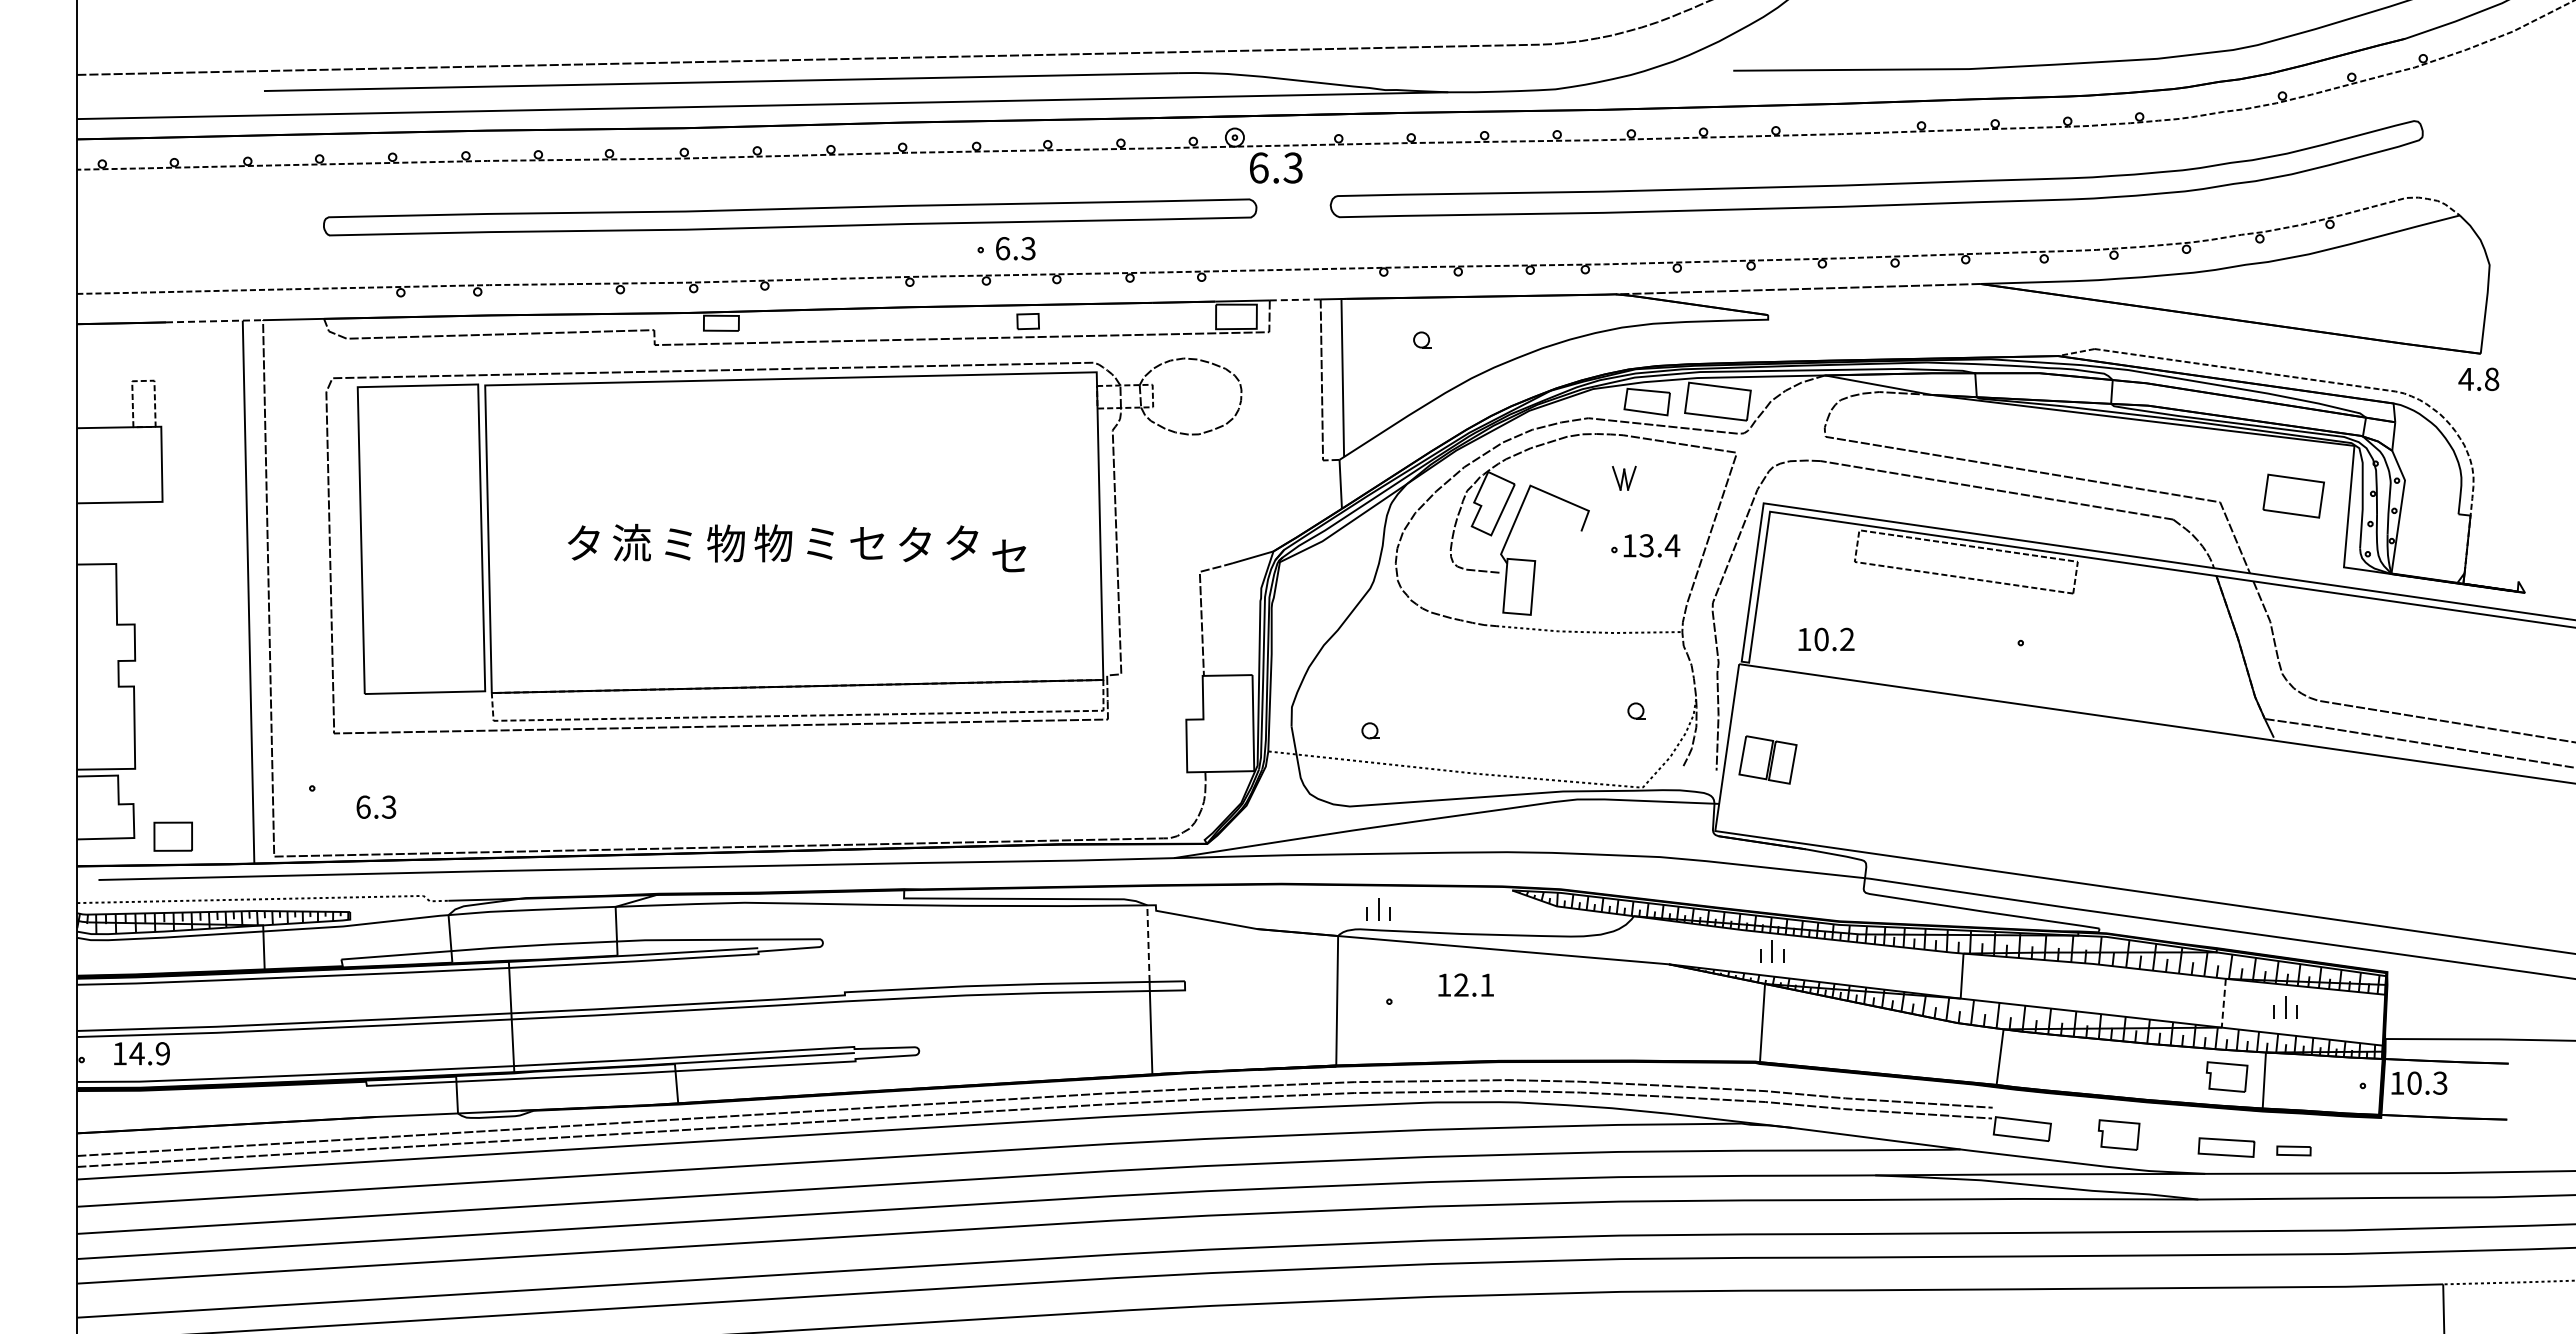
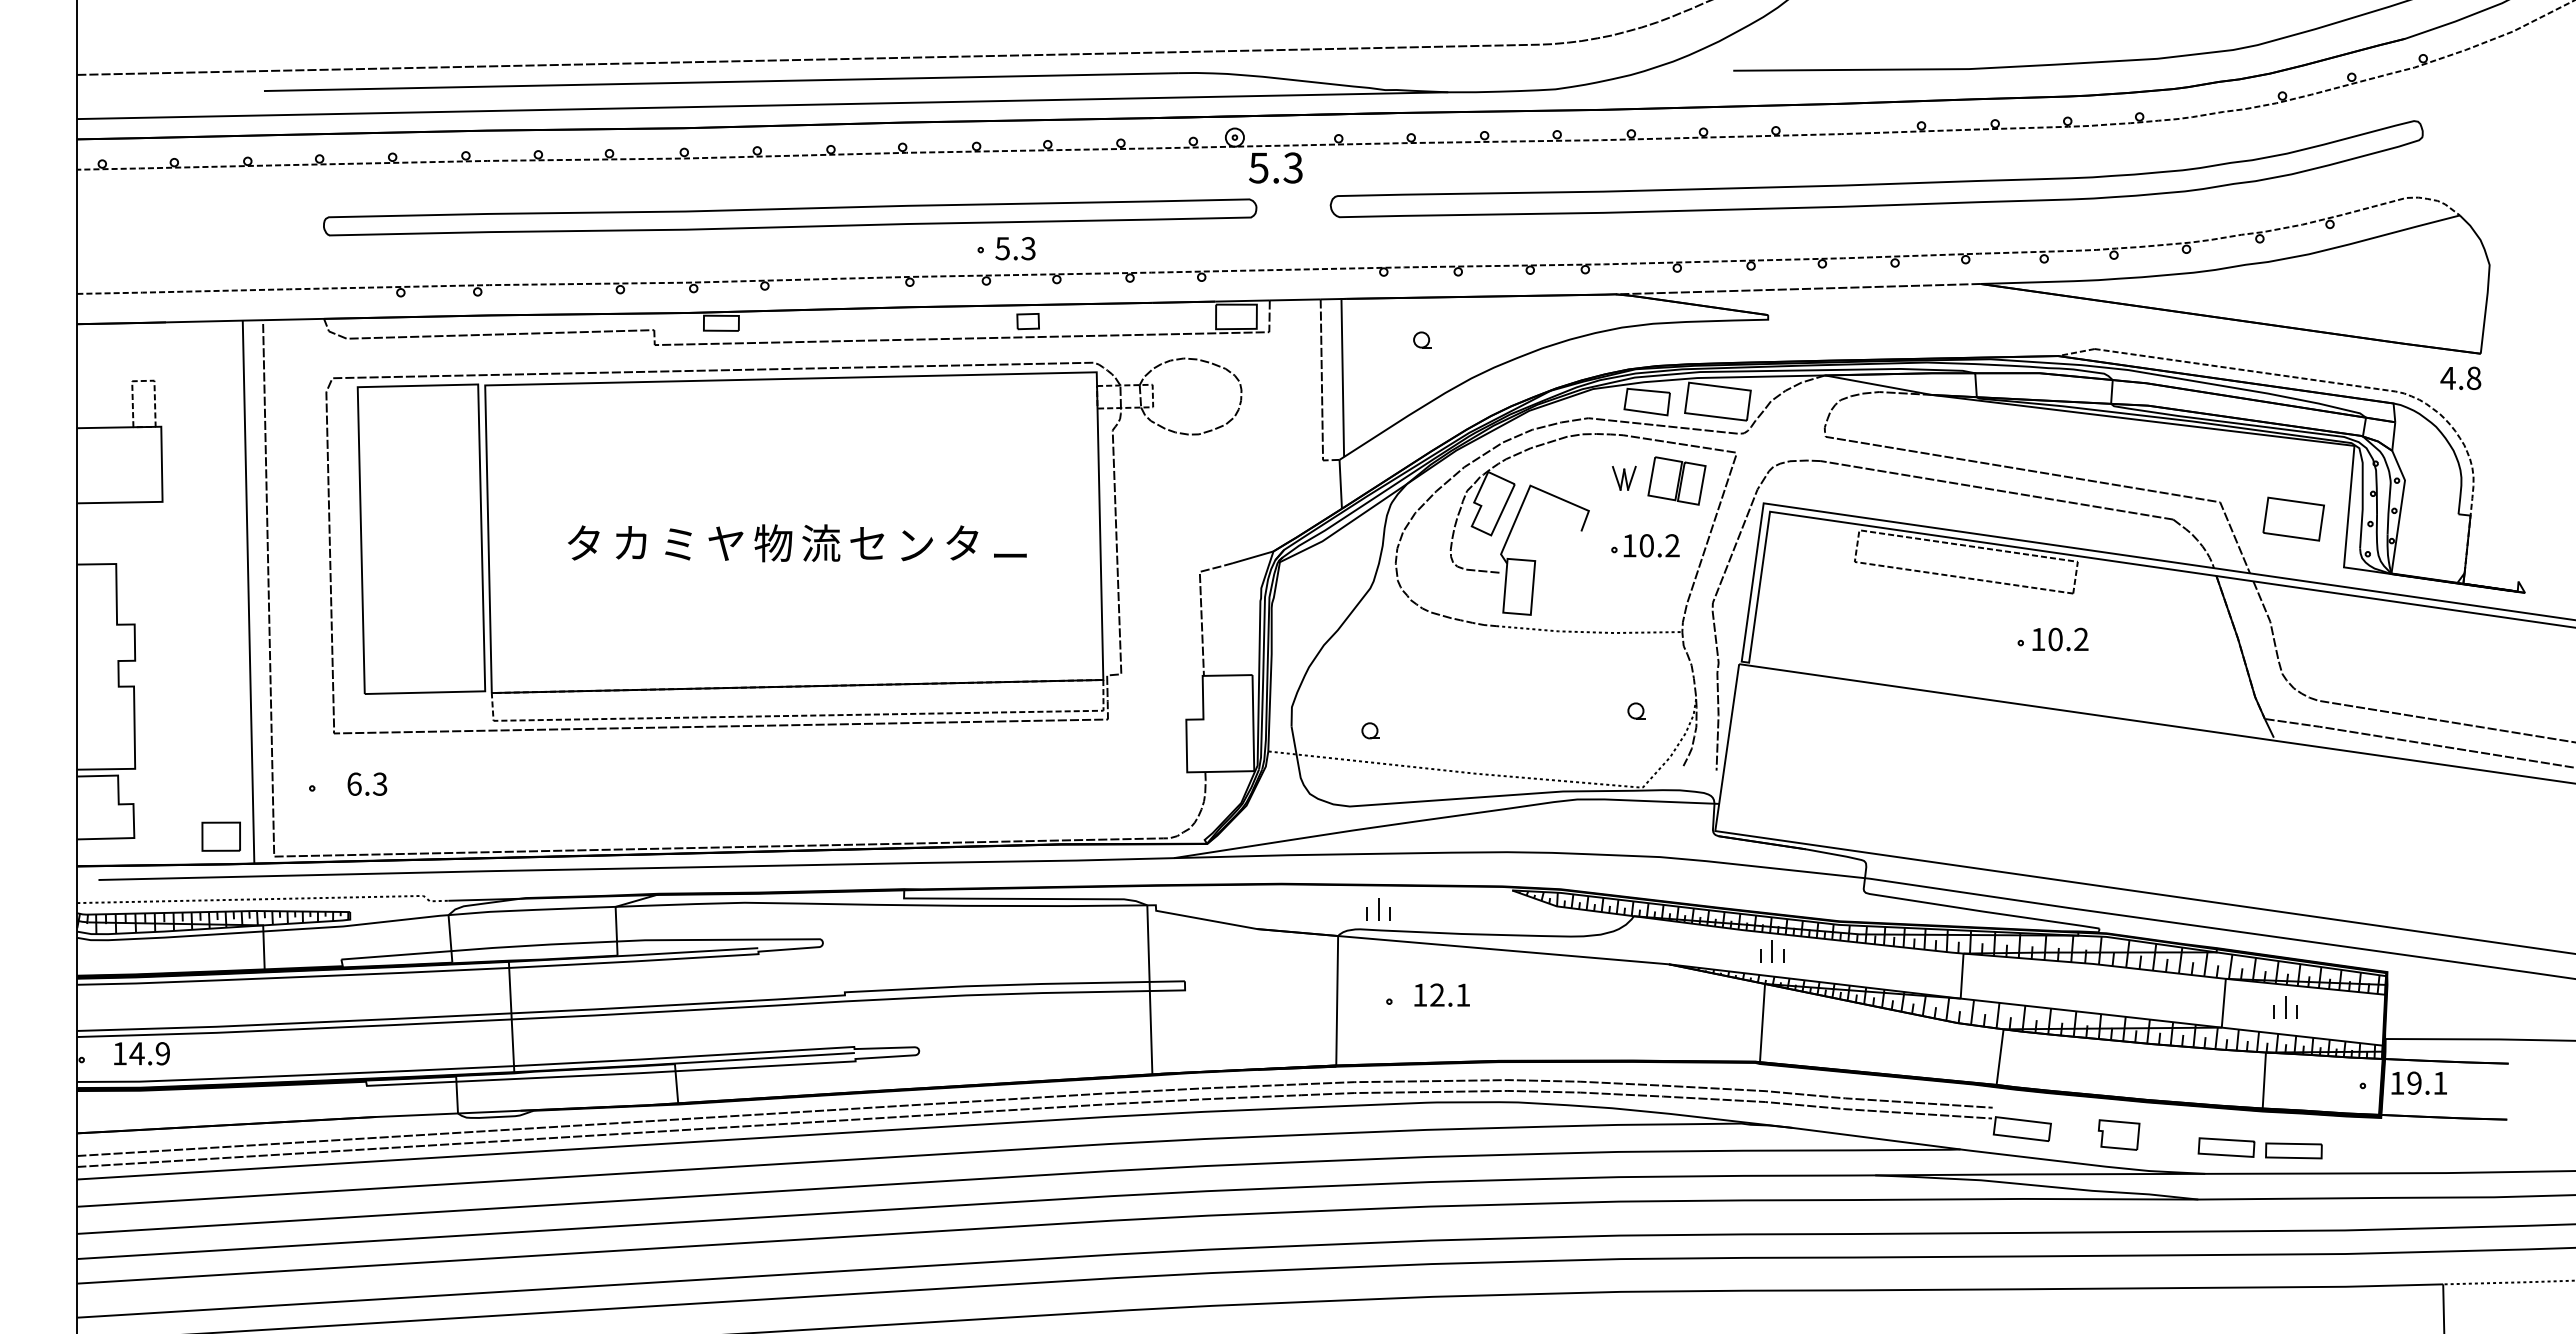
text: 6.3 -> 5.3 (1258, 167)
text: 6.3 -> 5.3 (1002, 248)
line: dashed -> solid (1295, 299)
line: dashed -> solid (215, 321)
text position: (2478, 379) -> (2460, 378) (2460, 378)
part position: (2293, 495) -> (2293, 518) (2293, 518)
text: 流 -> カ (631, 542)
text: ミ -> 流 (821, 542)
text: 物 -> ヤ (725, 543)
text: タ -> ン (915, 544)
text: 13.4 -> 10.2 (1659, 545)
text: セ -> ー (1009, 555)
text position: (1826, 639) -> (2060, 639) (2060, 639)
part position: (1767, 759) -> (1676, 480) (1676, 480)
text position: (376, 806) -> (367, 783) (367, 783)
part position: (172, 836) -> (220, 836) (220, 836)
line: dashed -> solid (1148, 943)
text position: (1465, 984) -> (1441, 994) (1441, 994)
line: dashed -> solid (2223, 1003)
part: present -> none (2226, 1076)
text: 10.3 -> 19.1 (2427, 1082)
part size: 36x12 px -> 58x18 px (2293, 1150)
